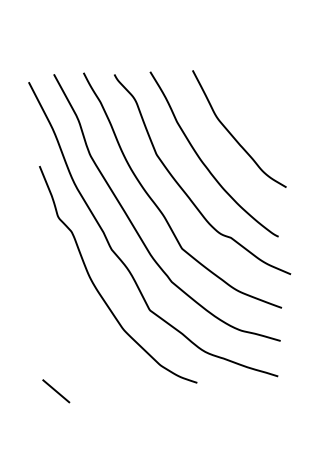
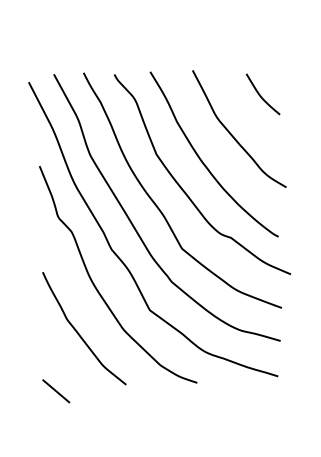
curve: none -> present (261, 95)
curve: none -> present (79, 333)
